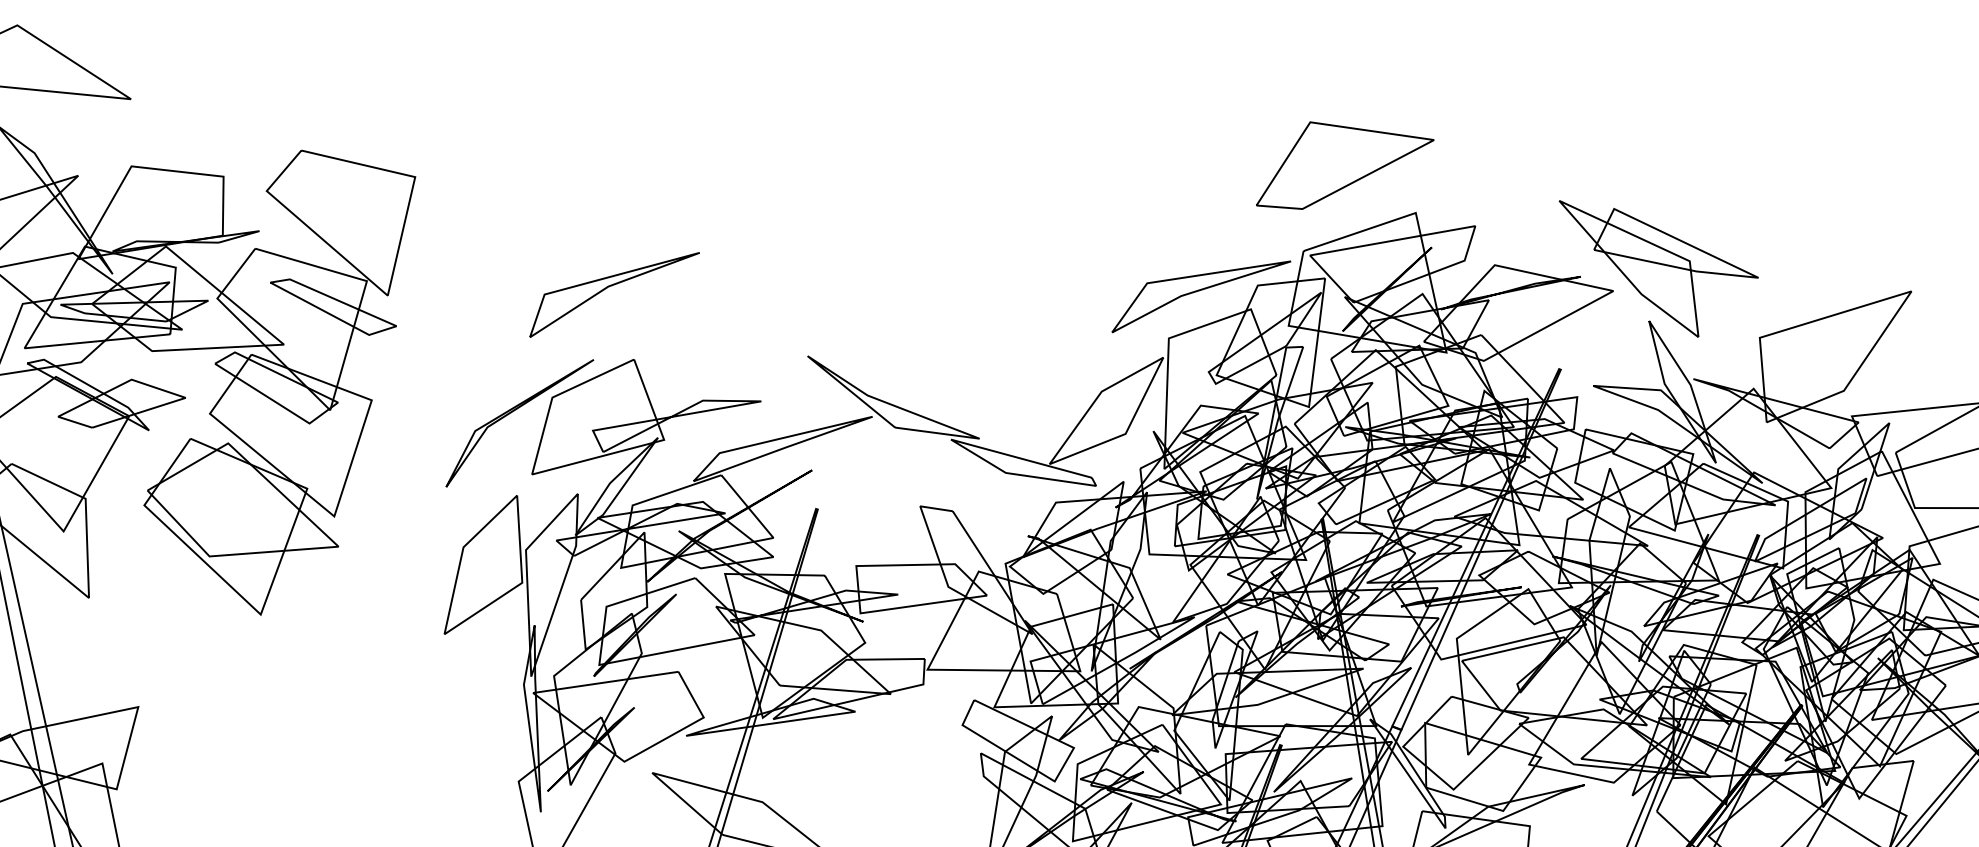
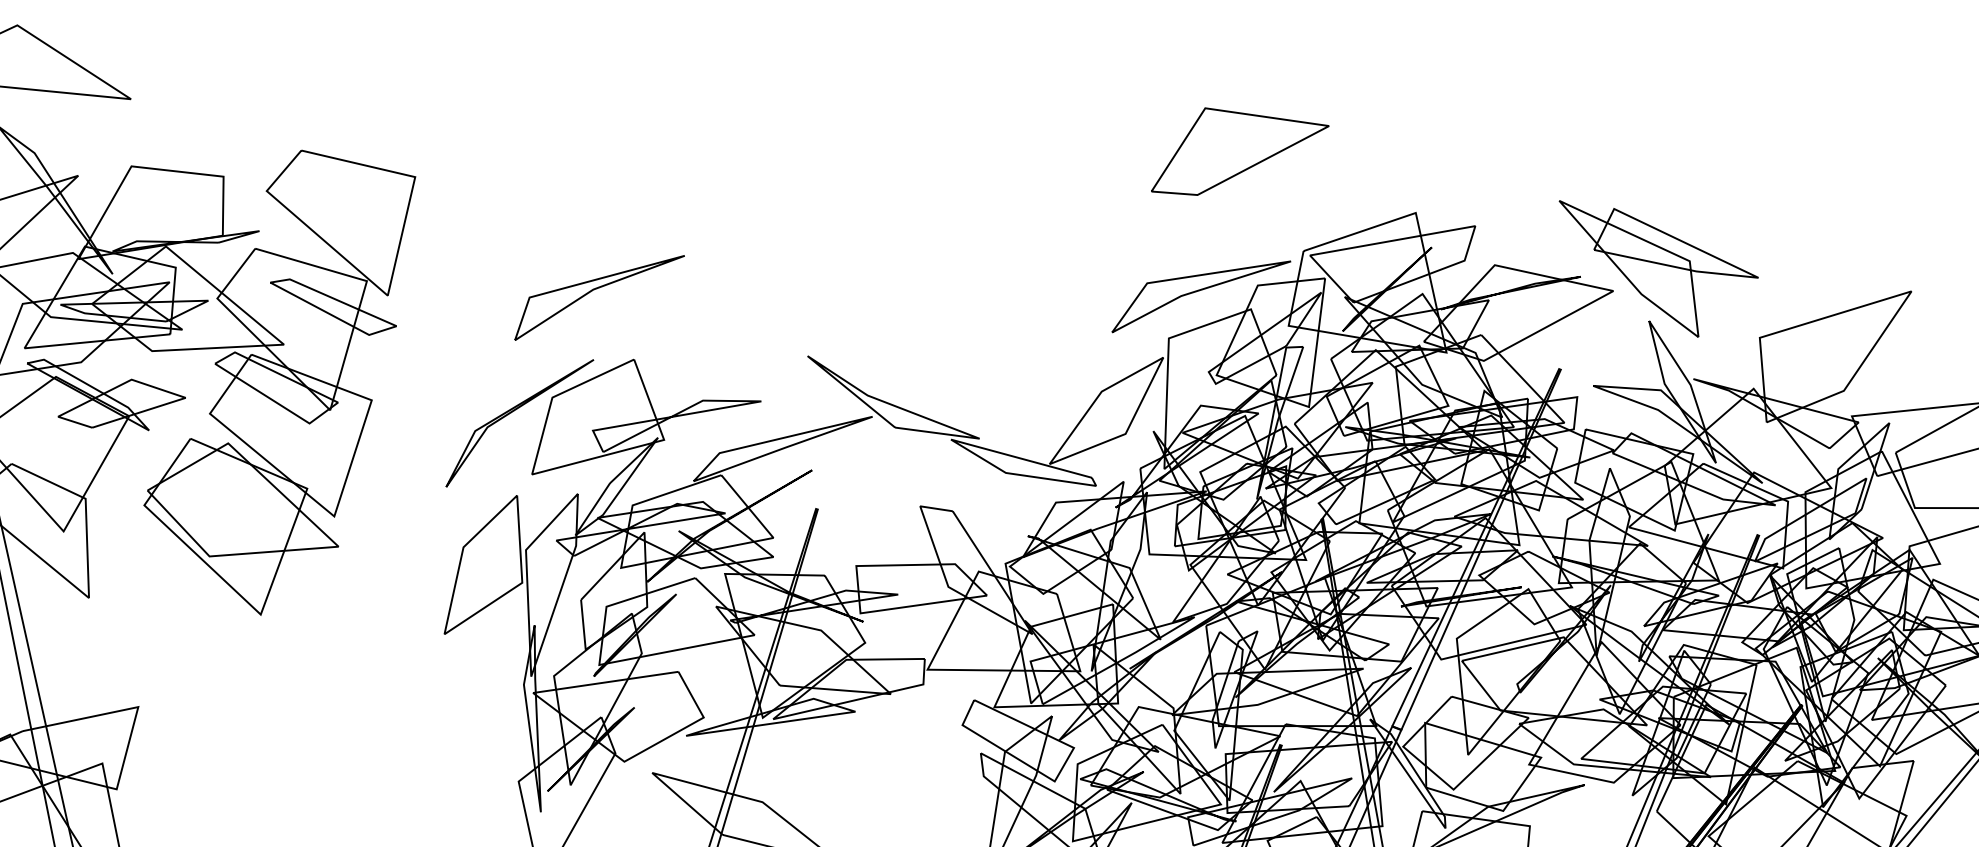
part position: (1345, 165) -> (1240, 151) (1240, 151)
part position: (611, 286) -> (596, 289) (596, 289)
